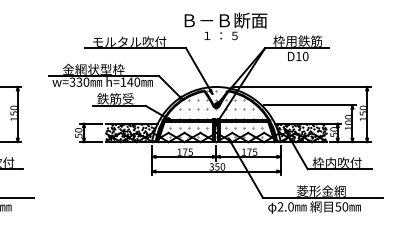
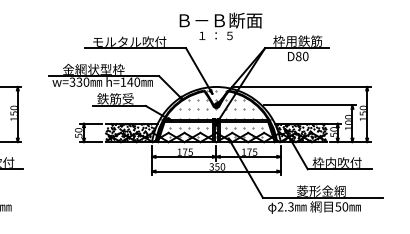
text position: (225, 26) -> (220, 26) (220, 26)
text: D10 -> D80 (298, 56)
line: present -> none (18, 197)
text: 2.0 -> 2.3 (290, 206)
